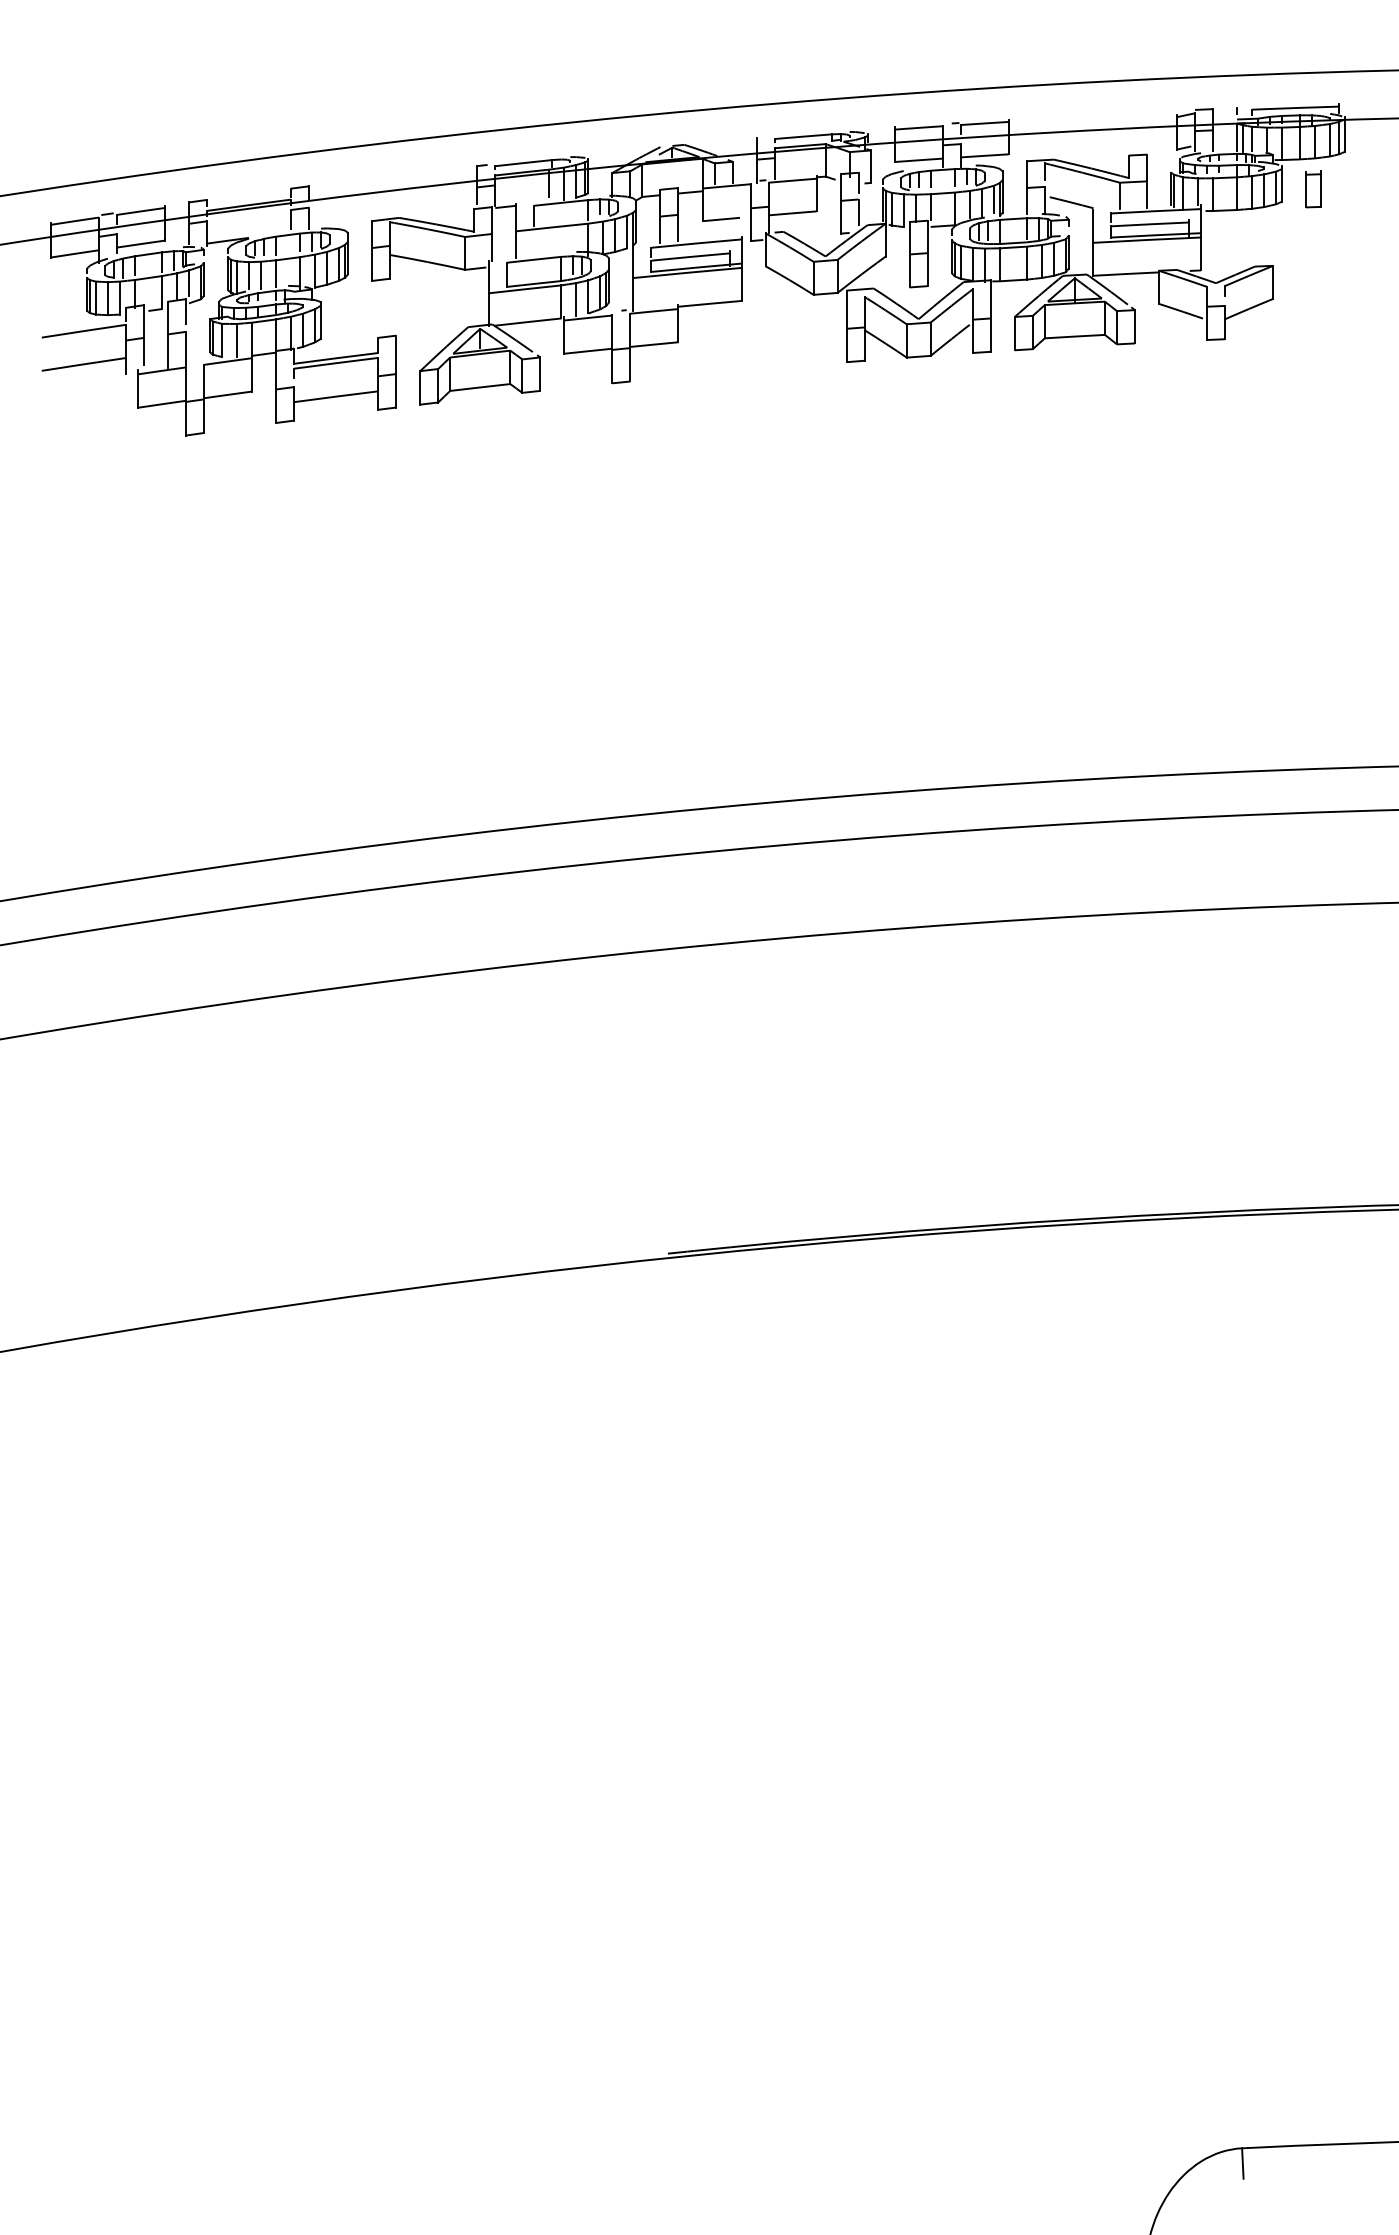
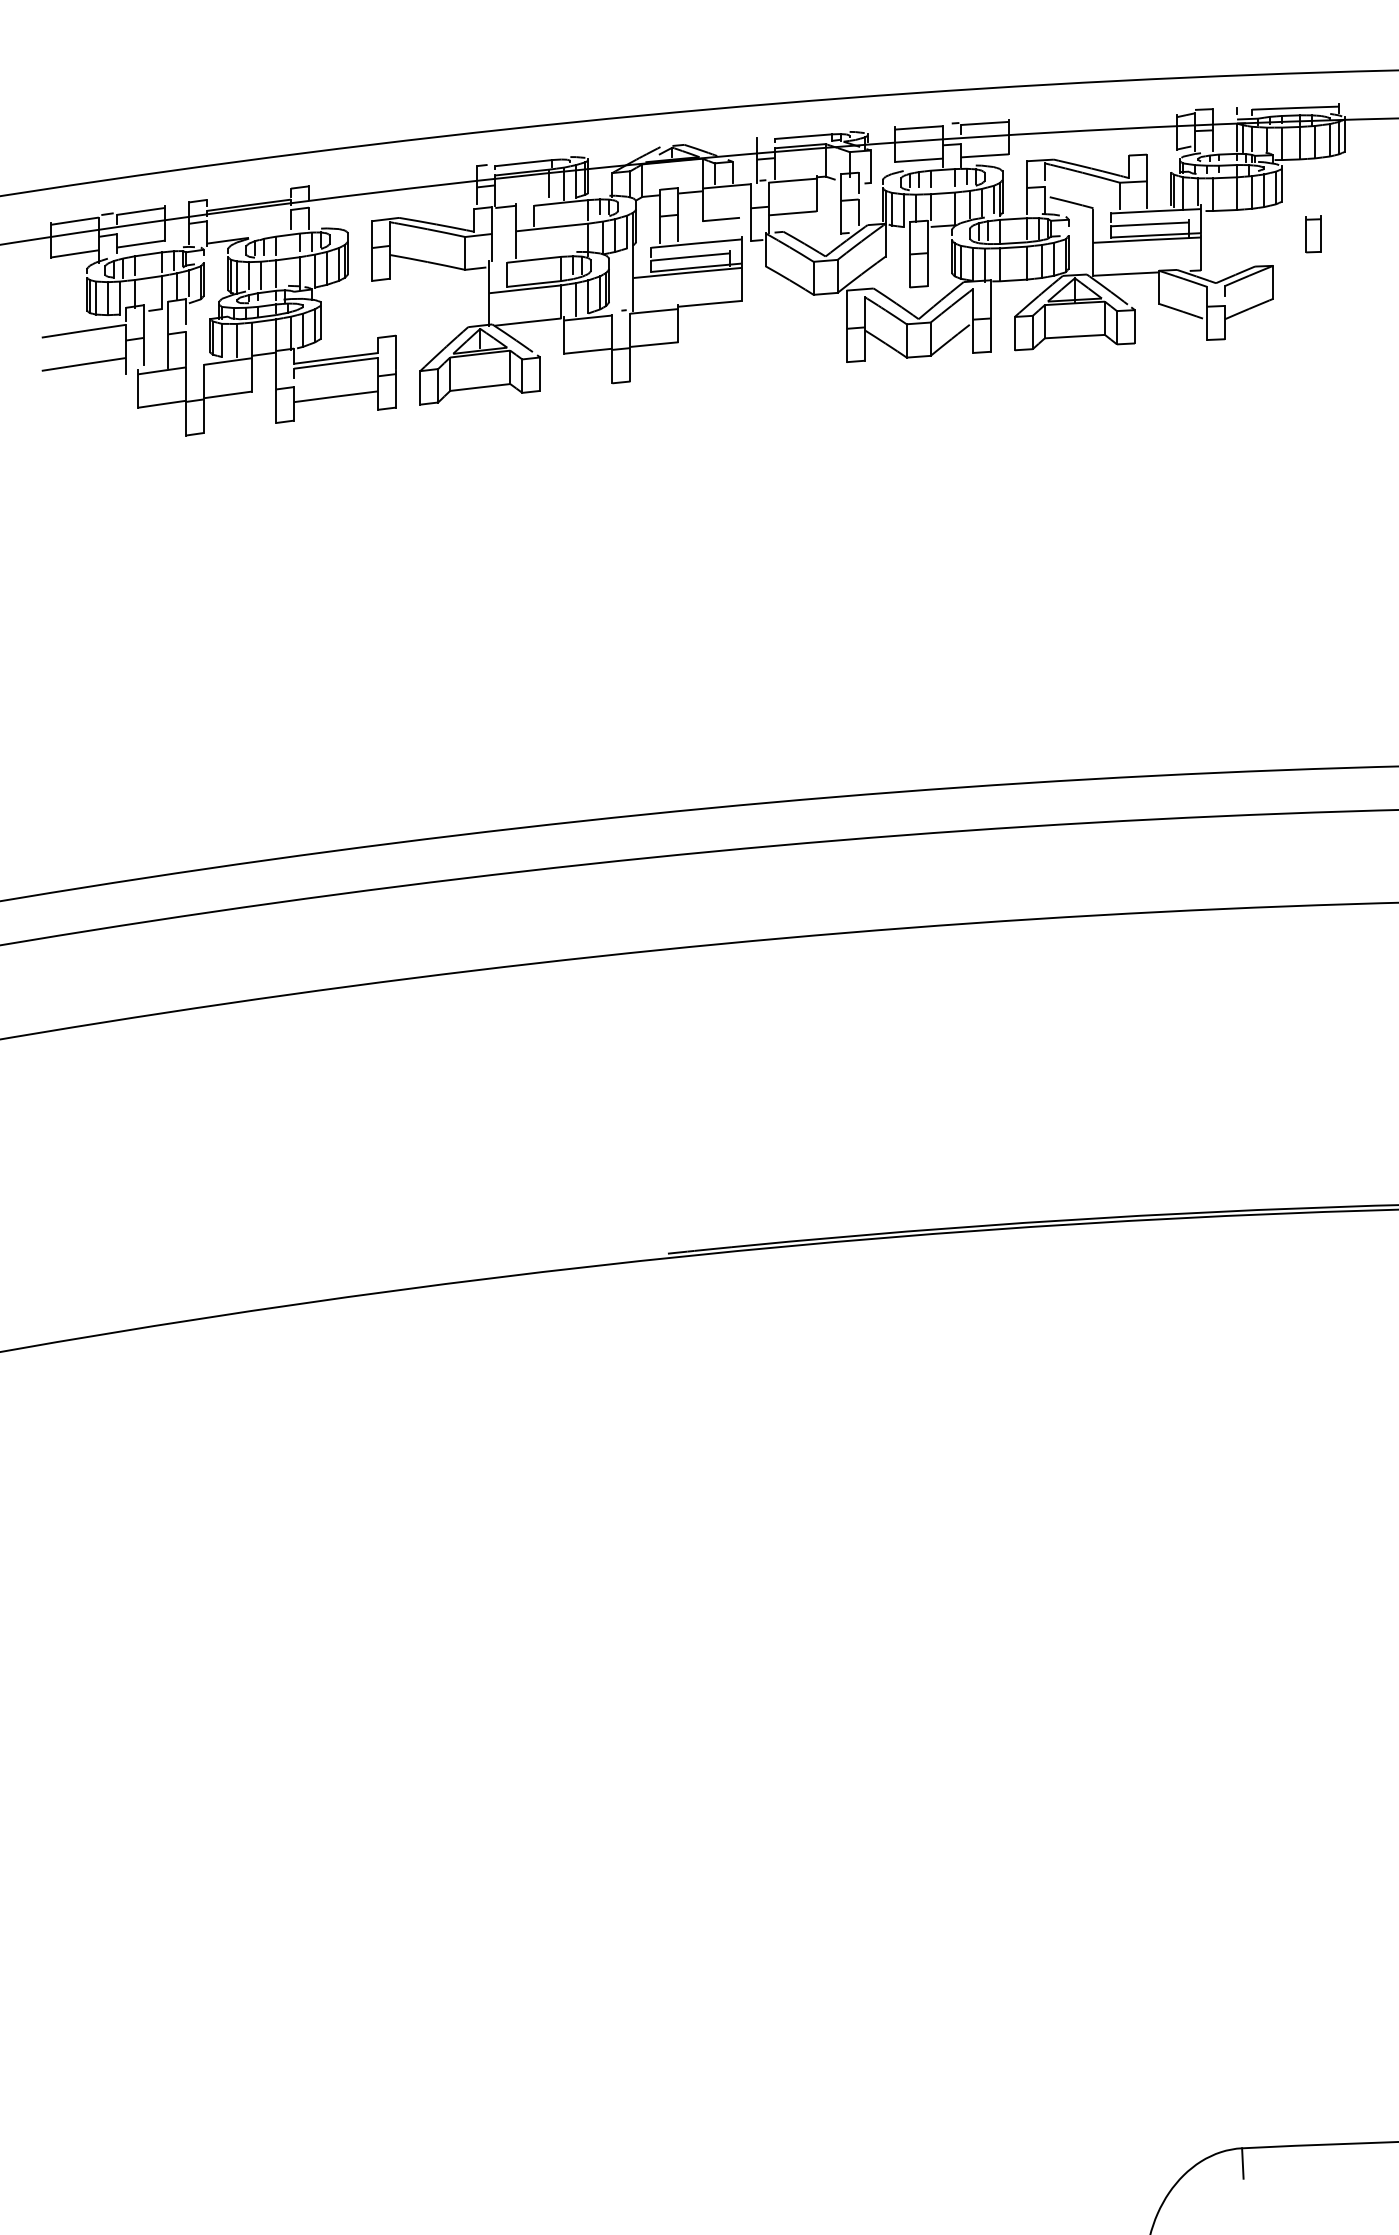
part position: (1313, 189) -> (1313, 234) (1313, 234)
